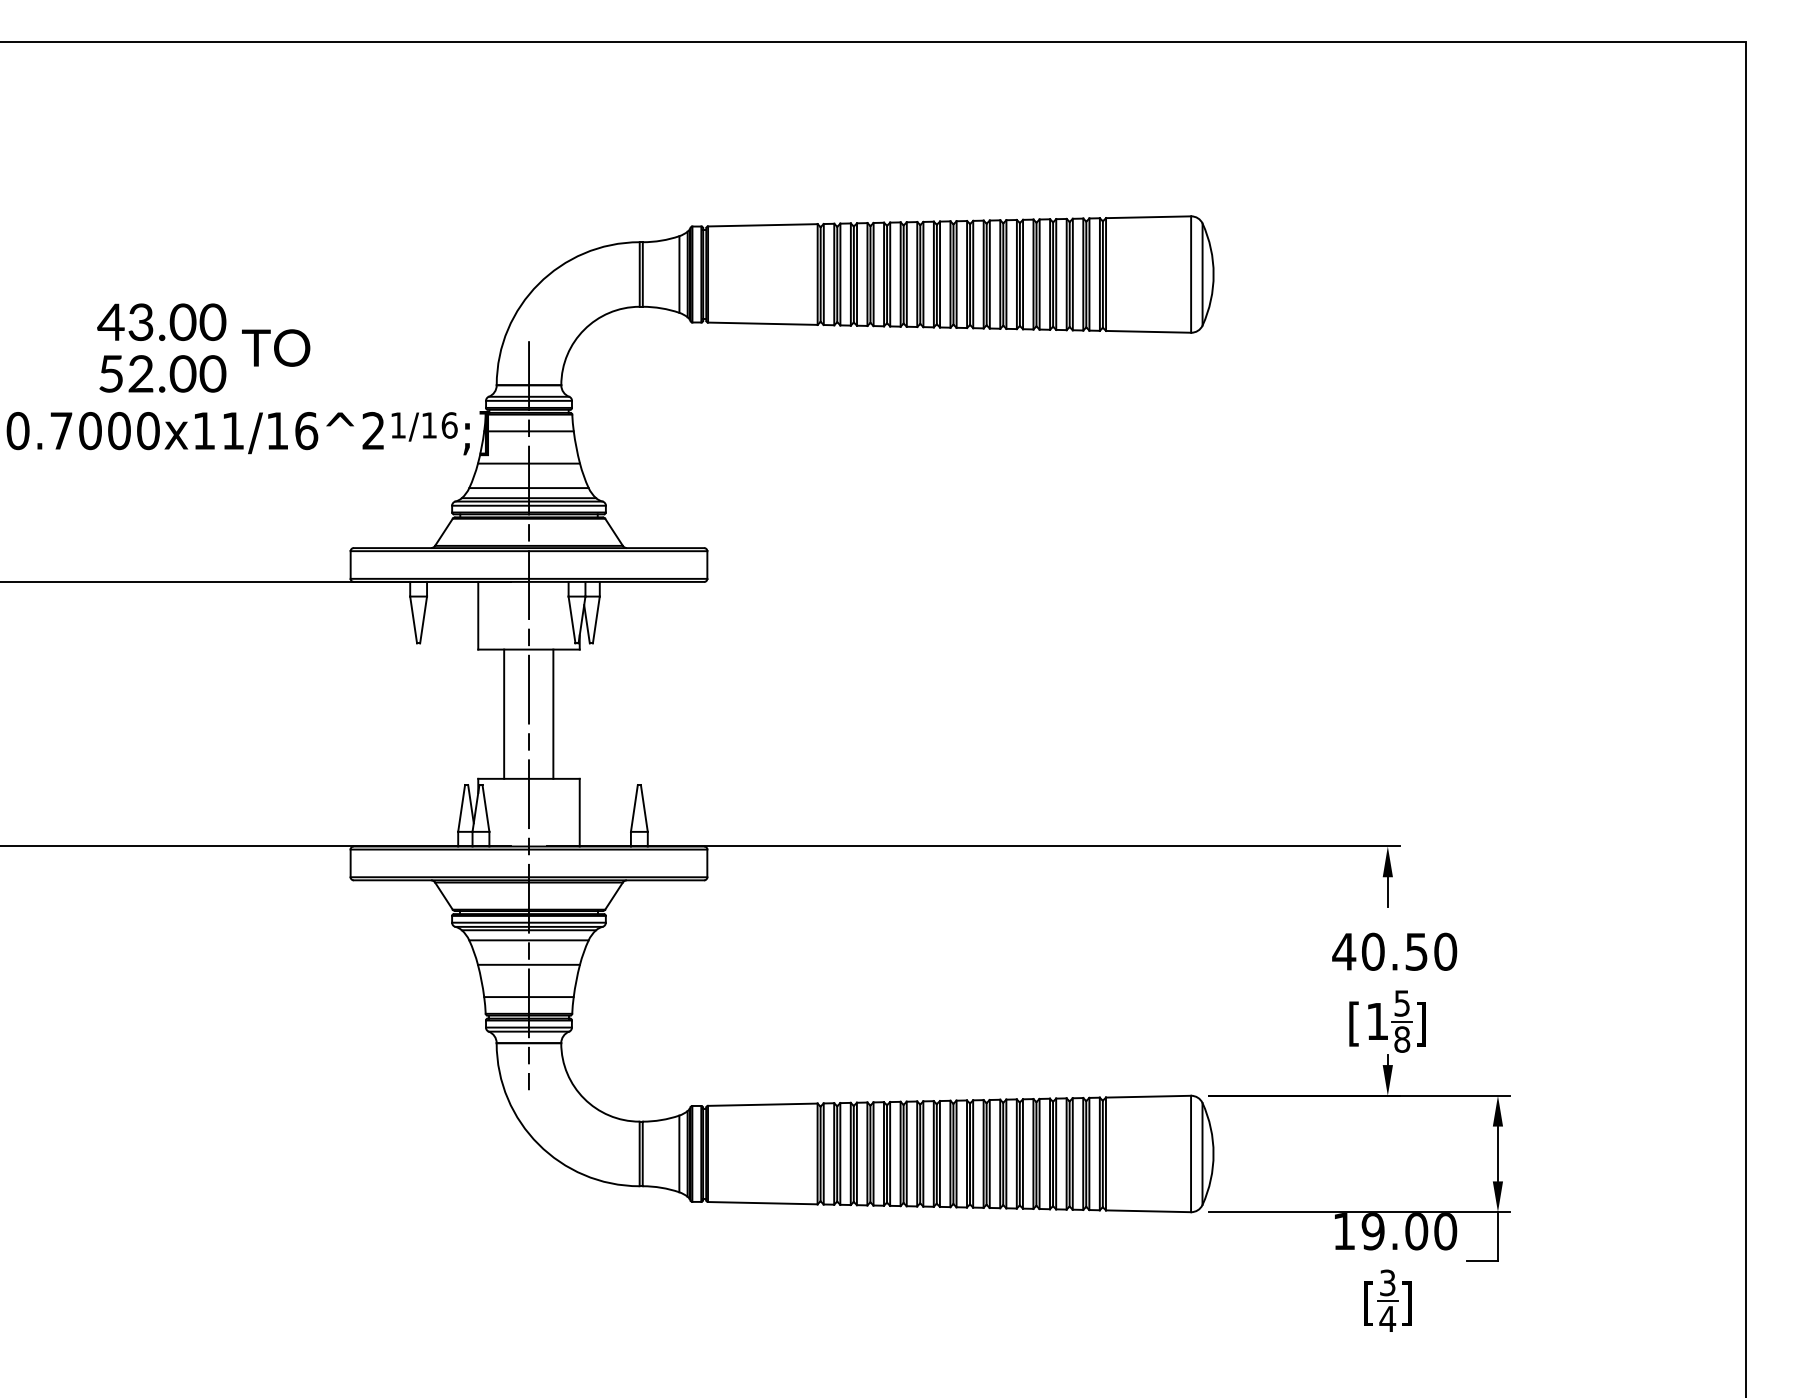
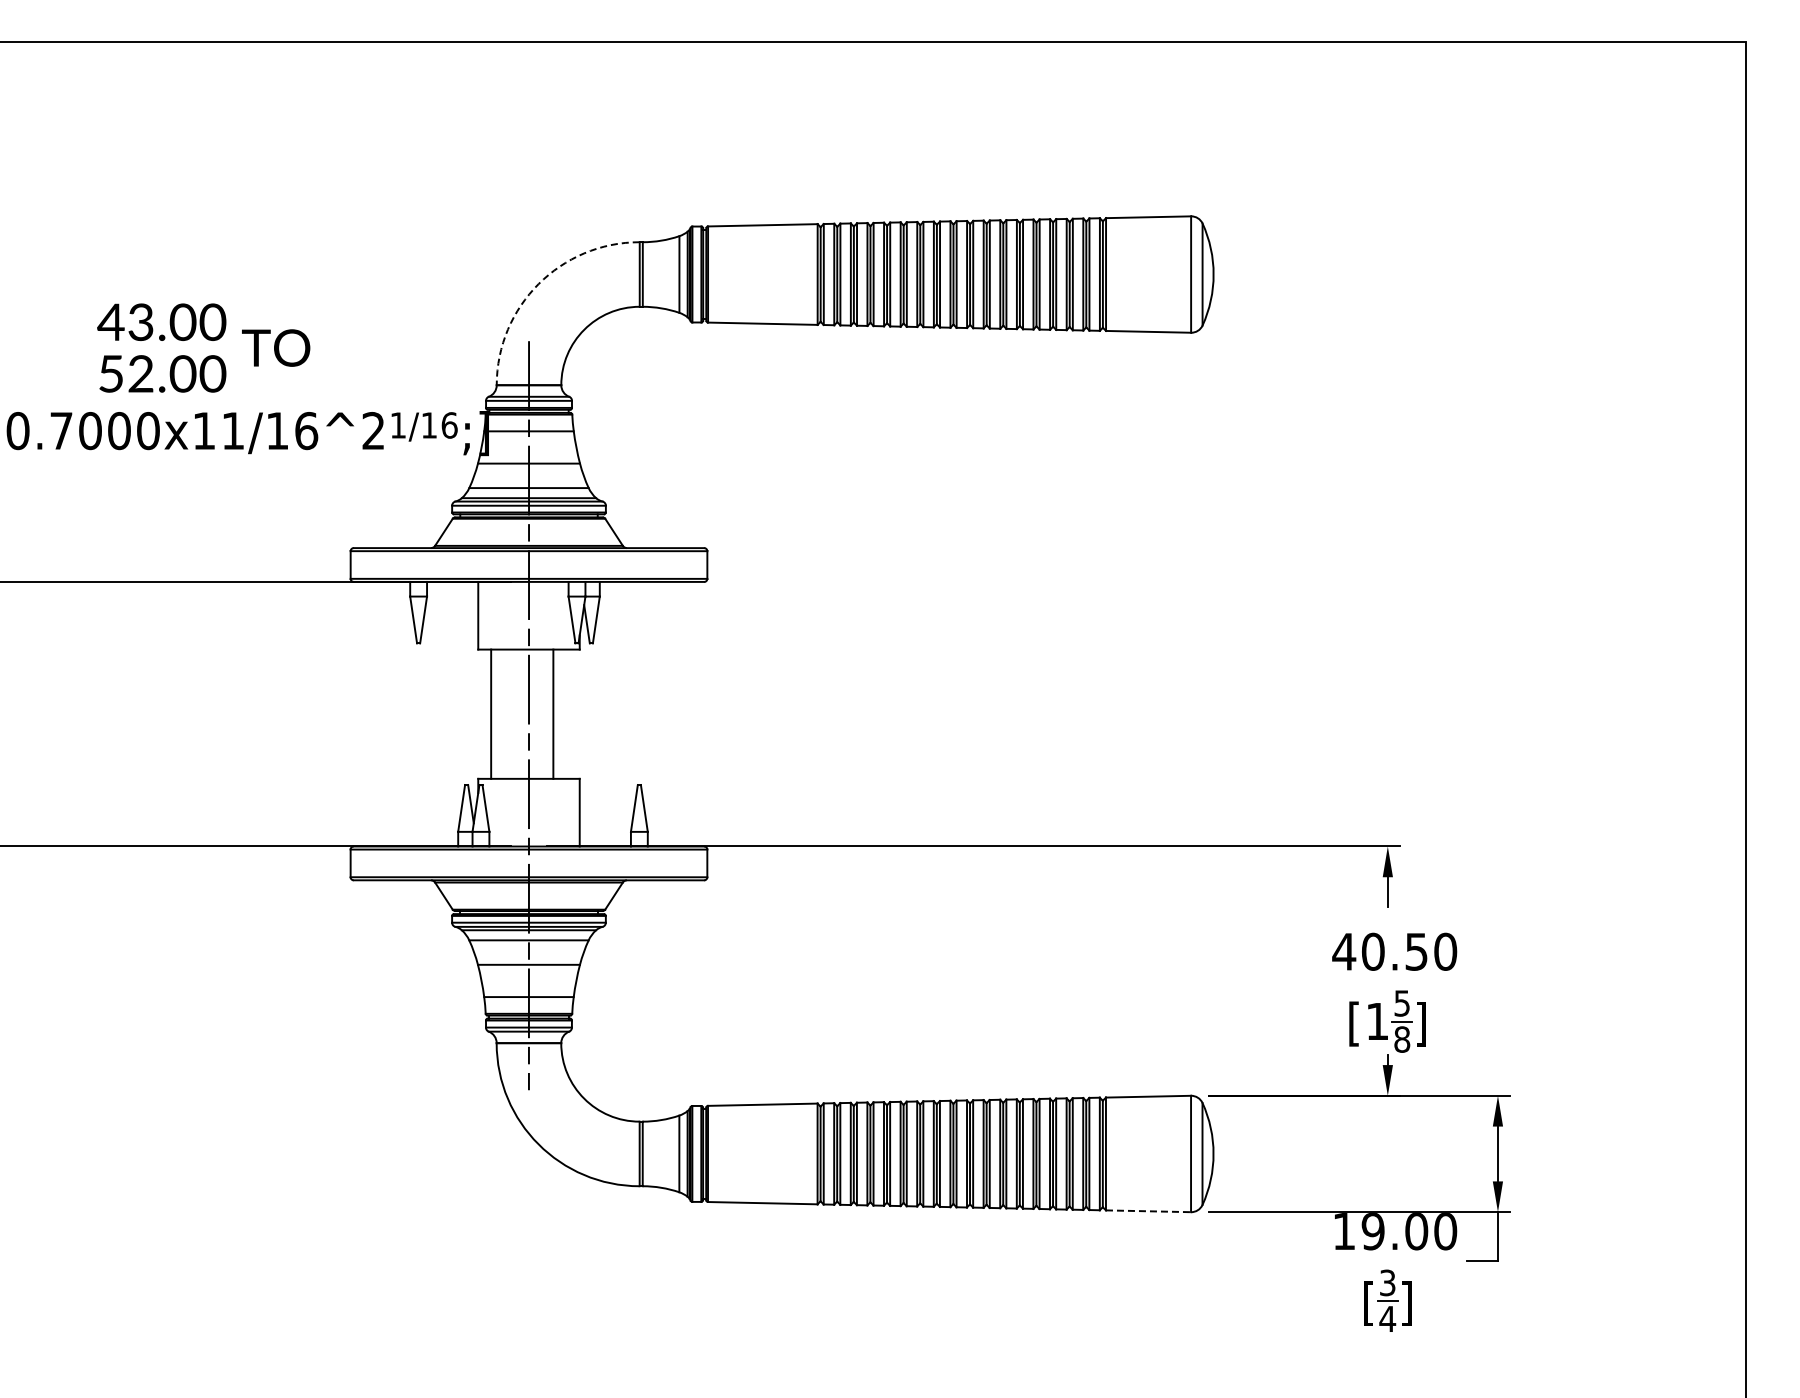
arc: solid -> dashed (538, 284)
line position: (504, 713) -> (491, 713) (491, 713)
line: solid -> dashed (1148, 1211)
